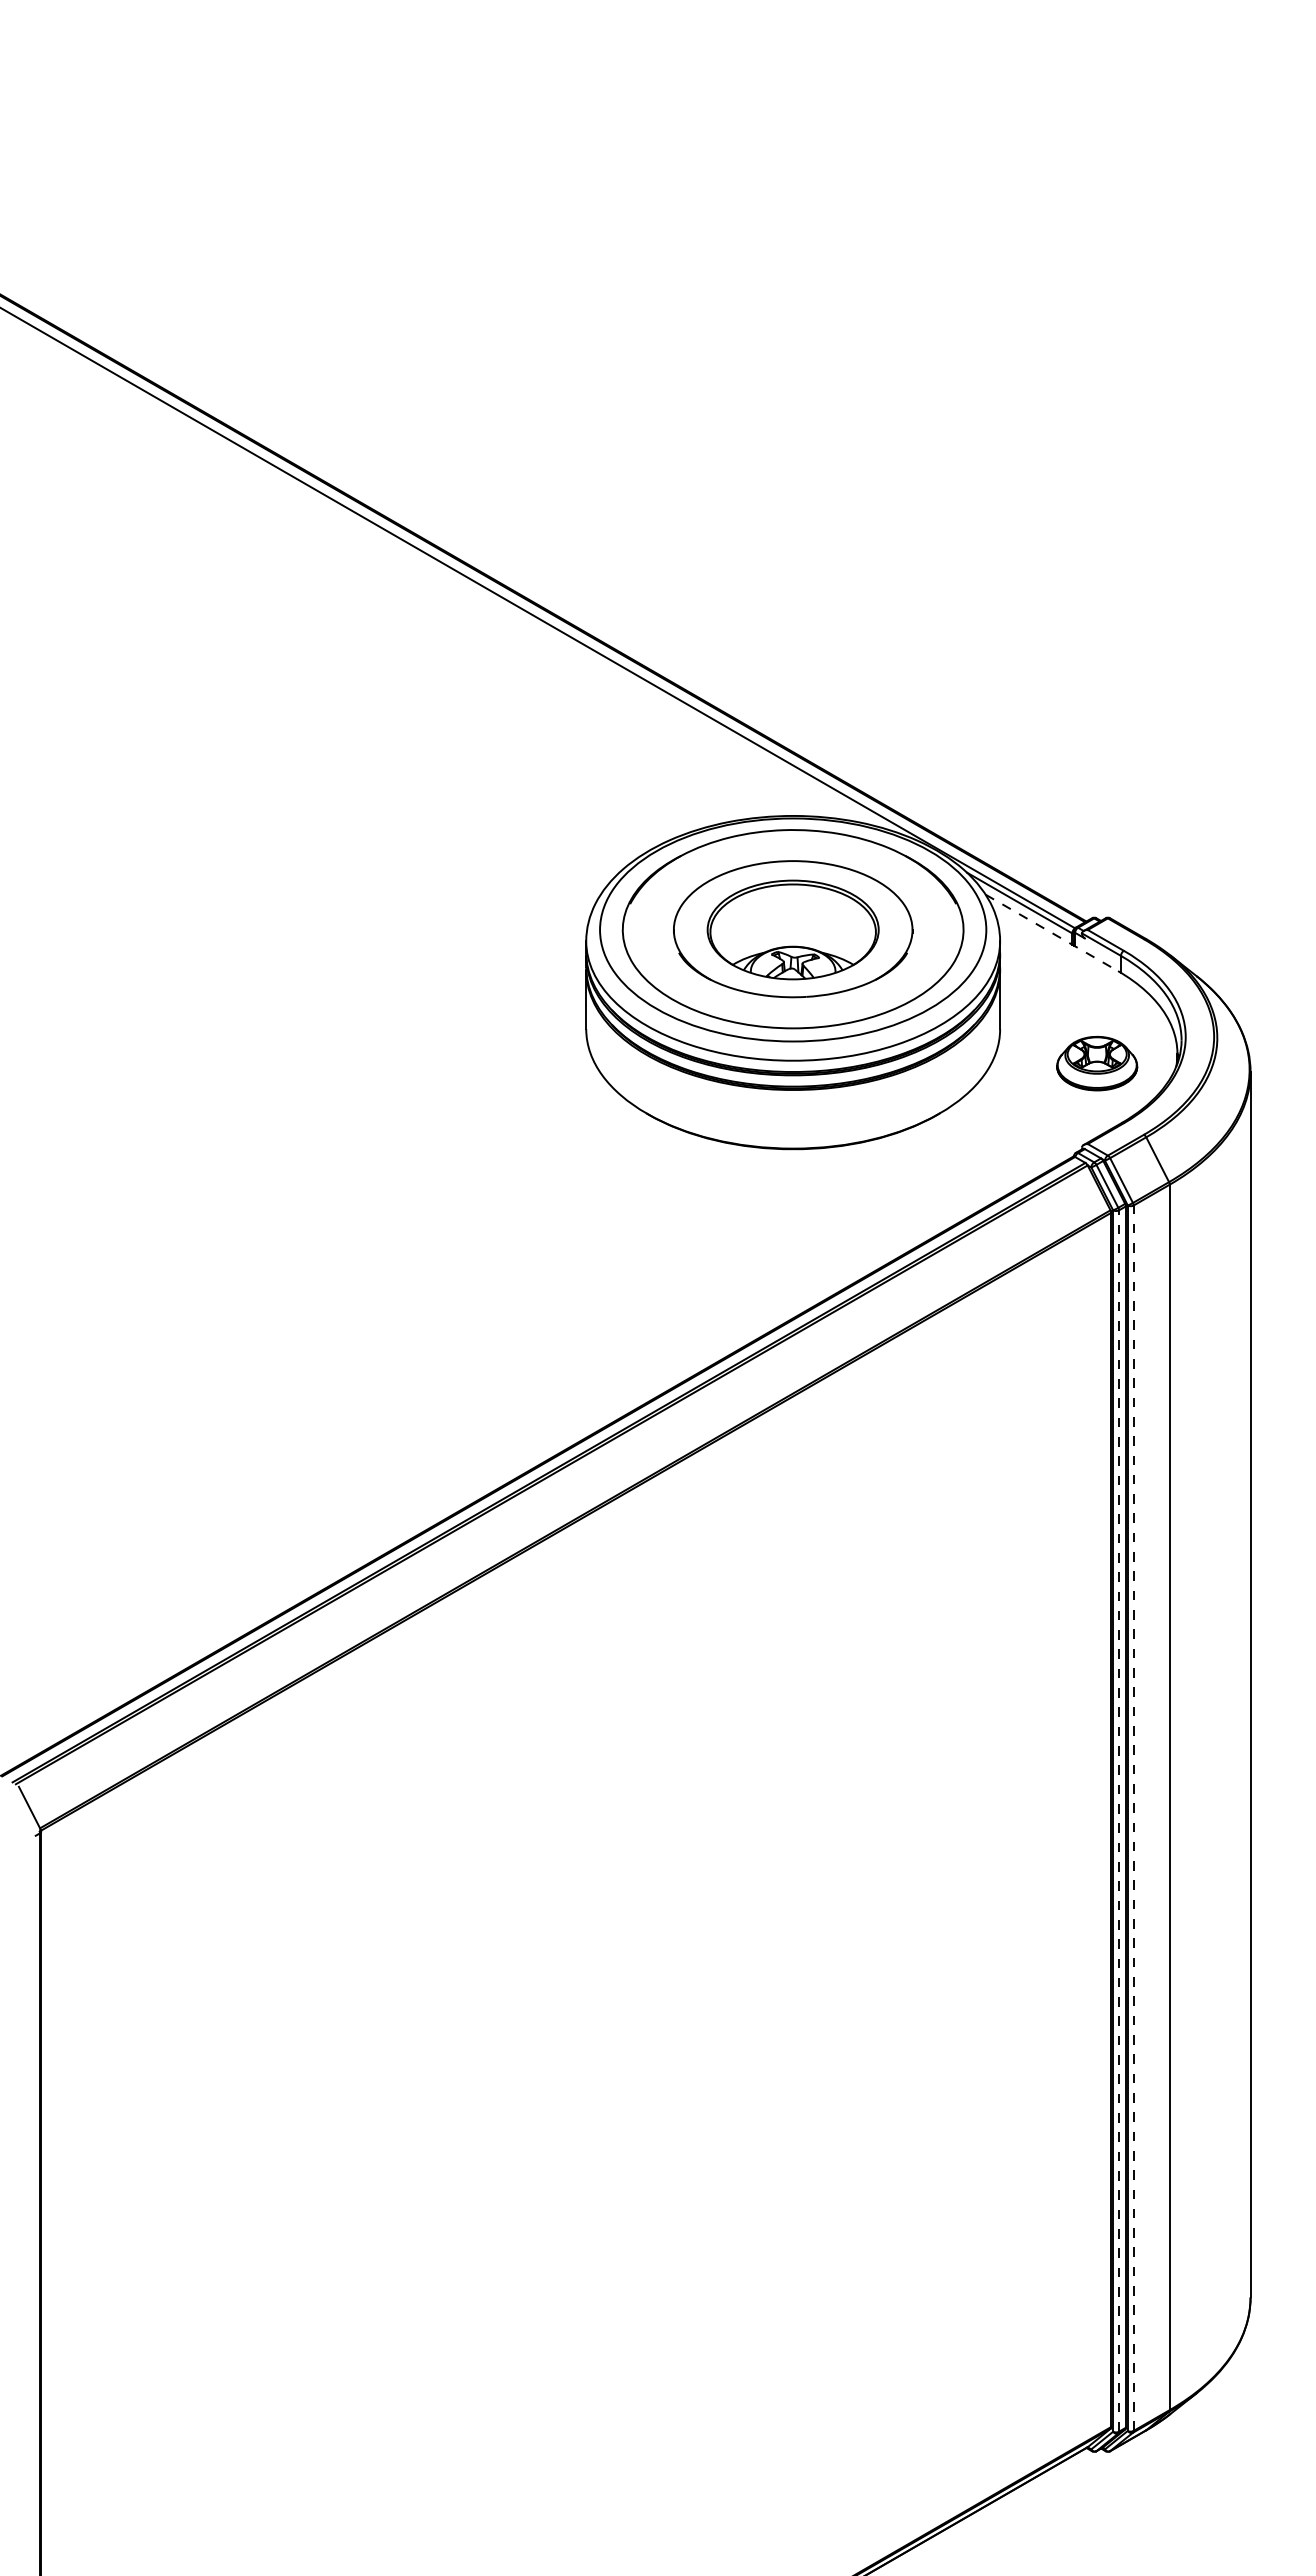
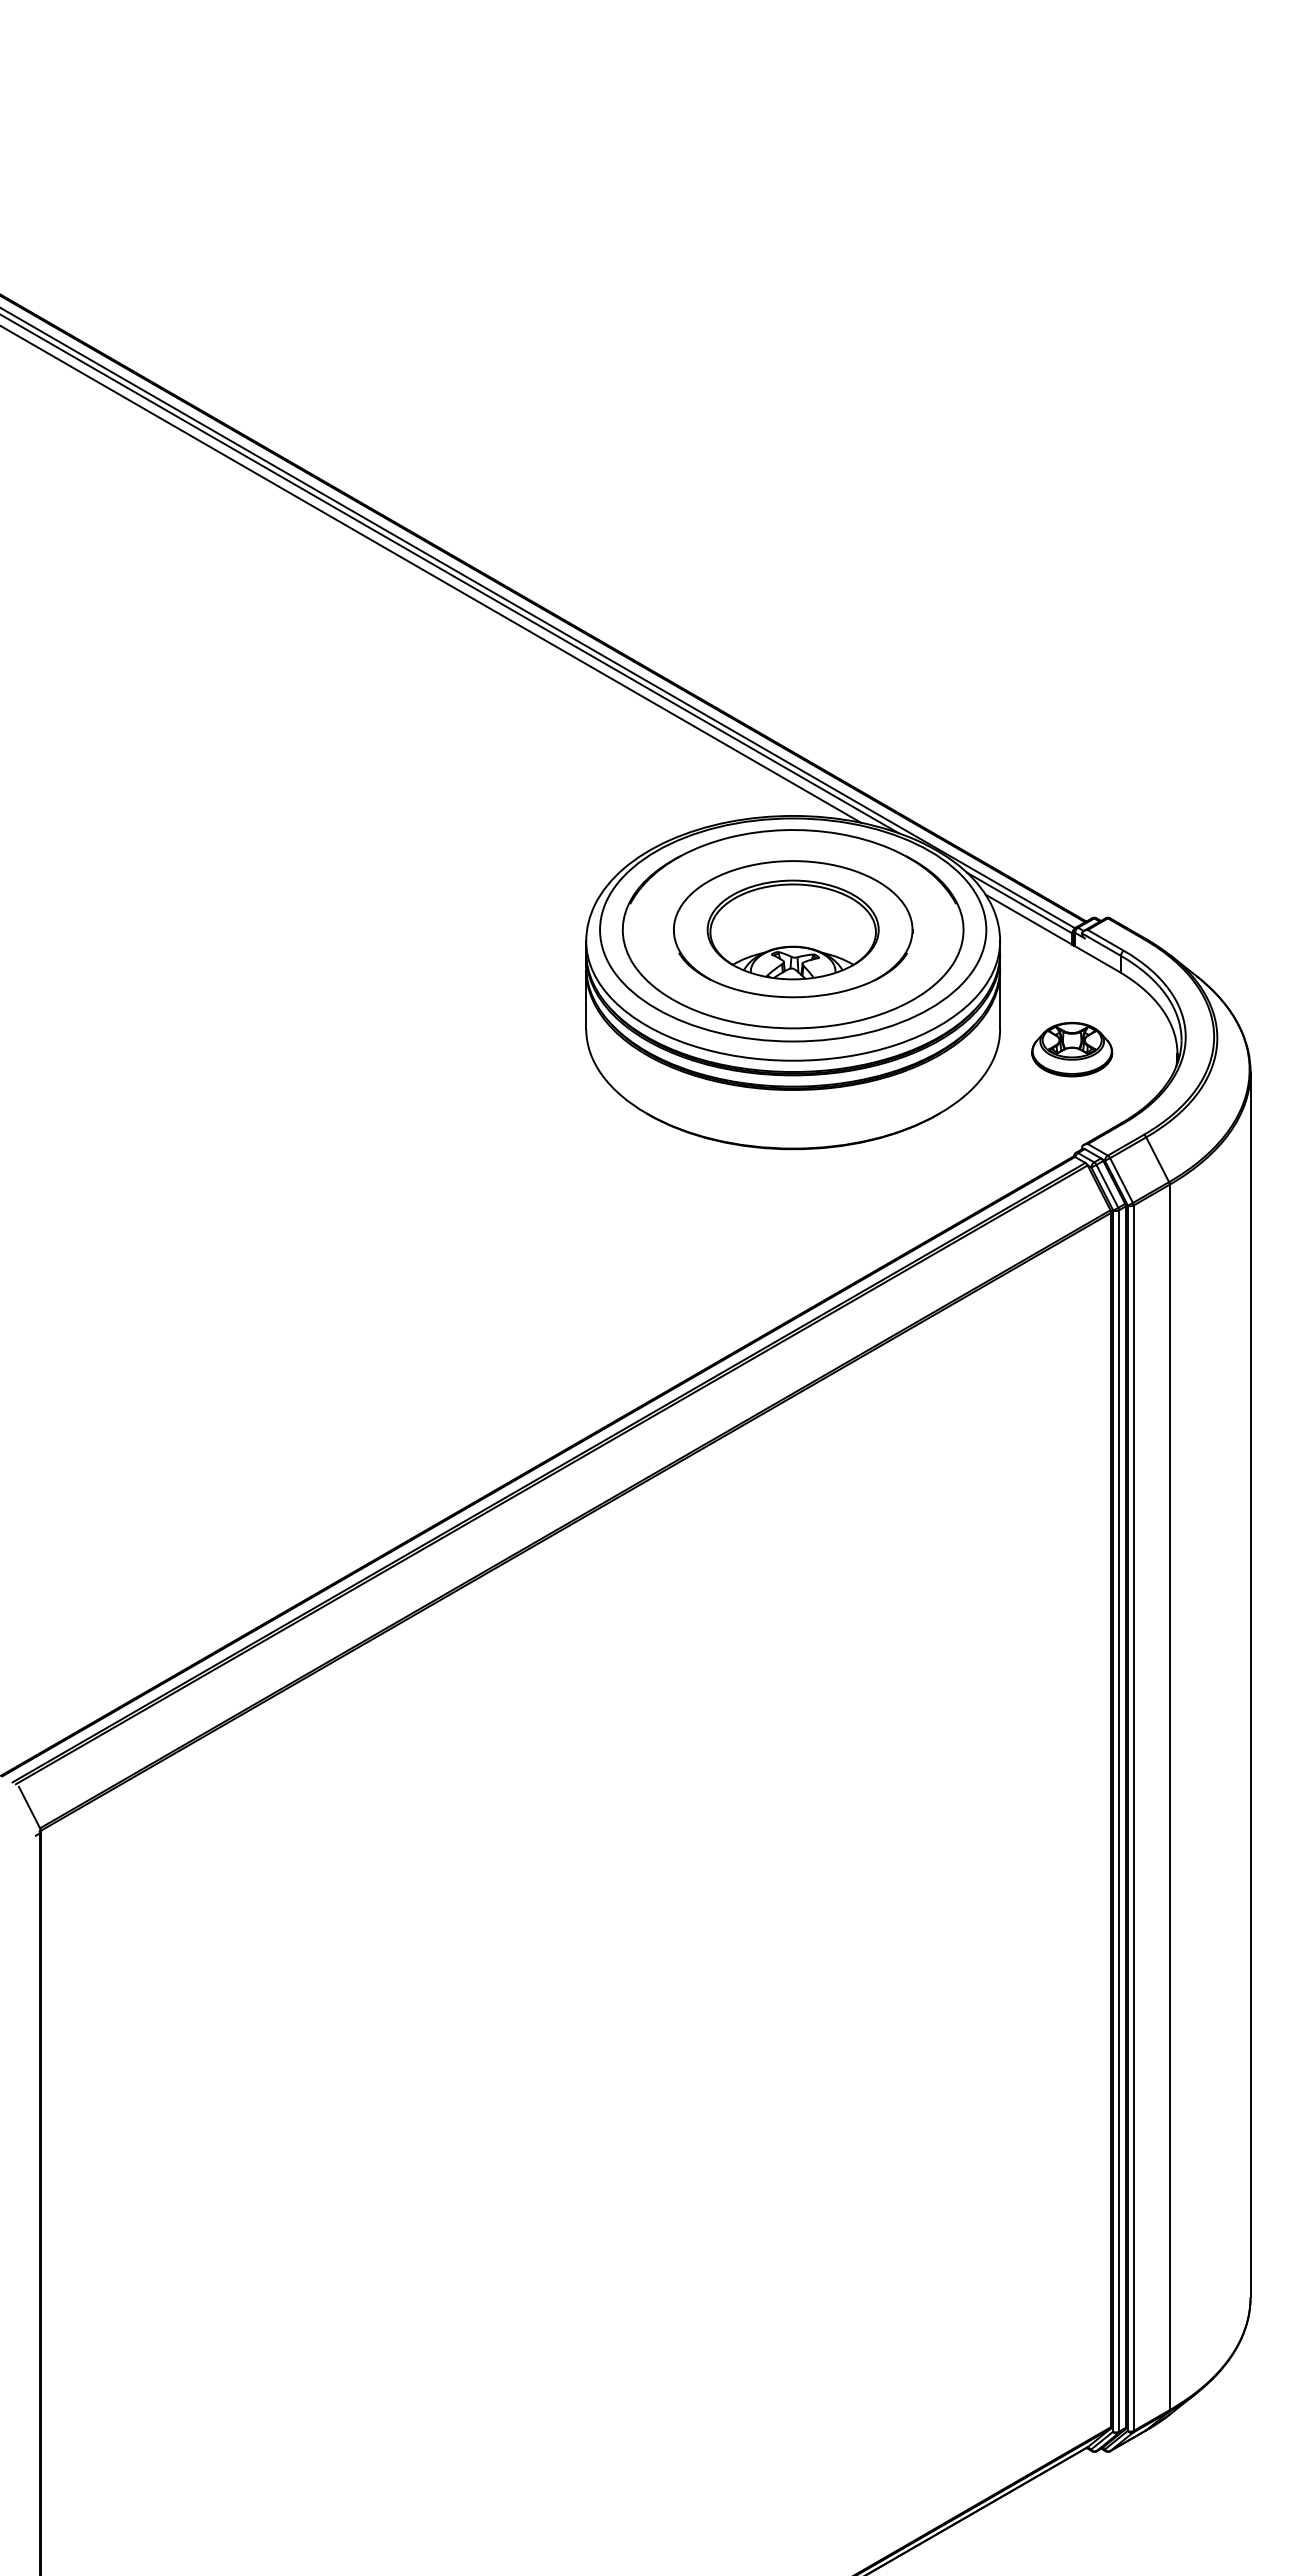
line: none -> present (431, 574)
line: none -> present (450, 574)
line: dashed -> solid (1052, 933)
part position: (1097, 1063) -> (1072, 1049) (1072, 1049)
line: dashed -> solid (1133, 1818)
line: dashed -> solid (1119, 1821)
